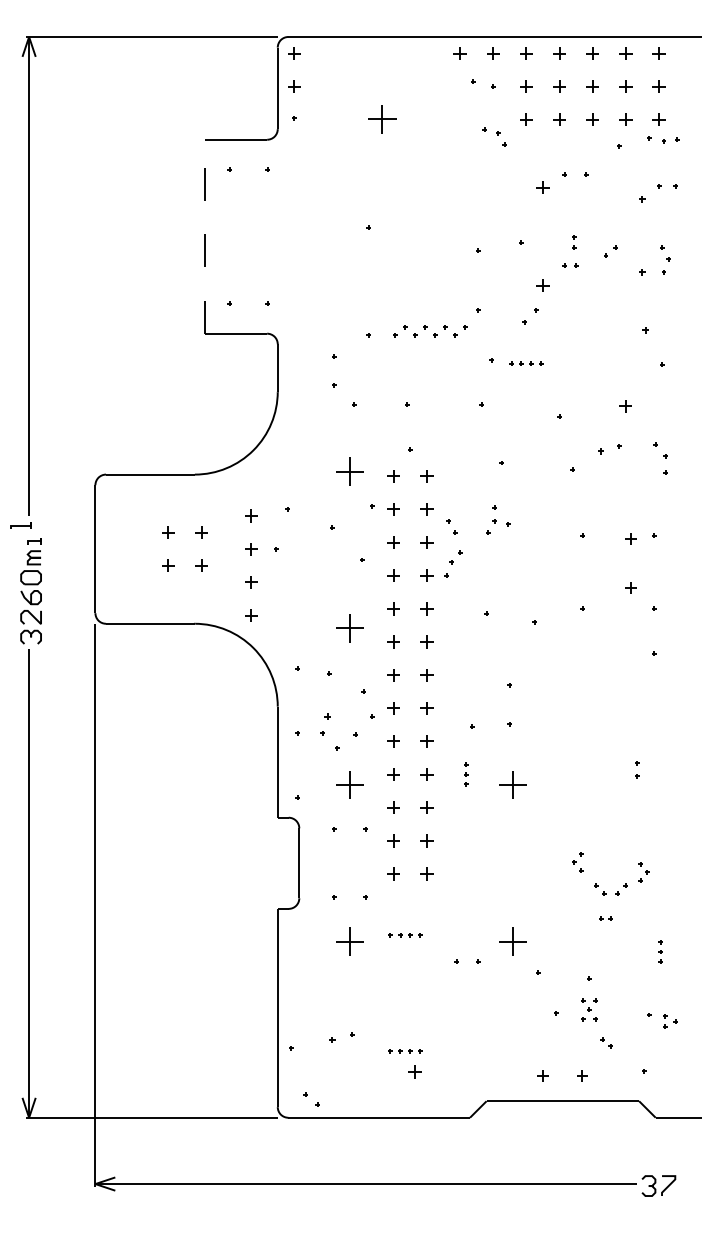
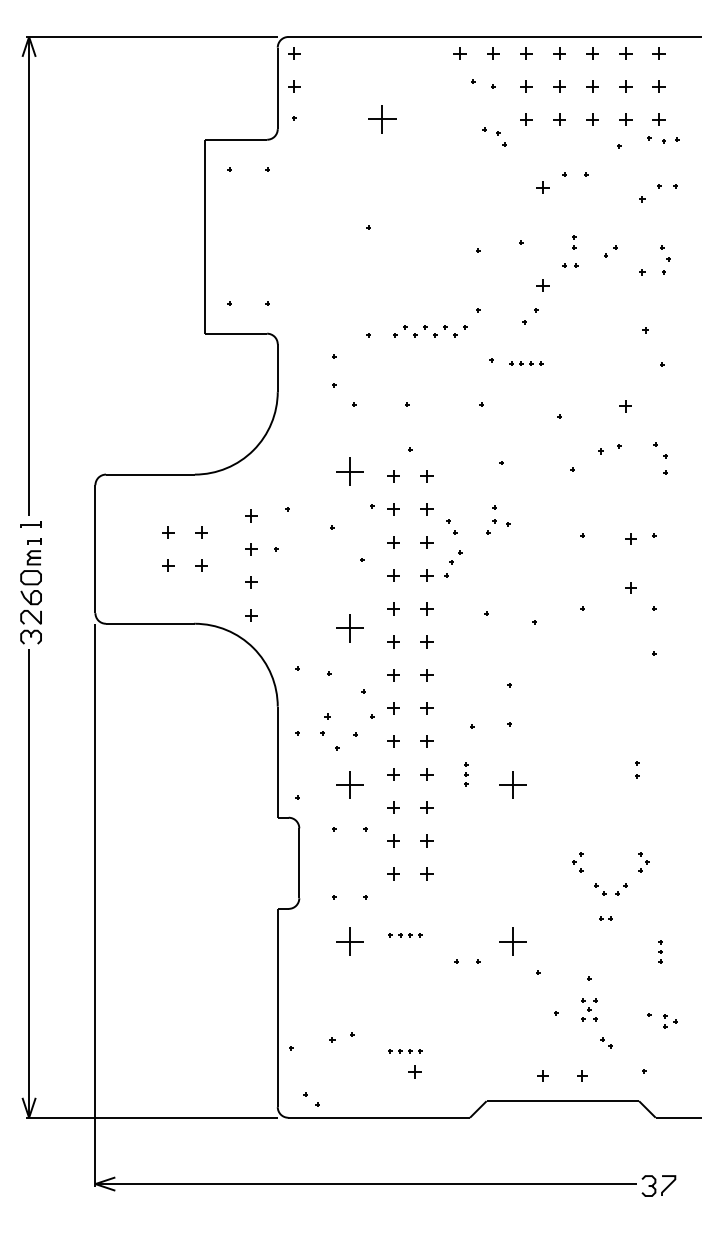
line: dashed -> solid (204, 236)
line position: (20, 525) -> (30, 524) (30, 524)
part position: (643, 872) -> (643, 862) (643, 862)
